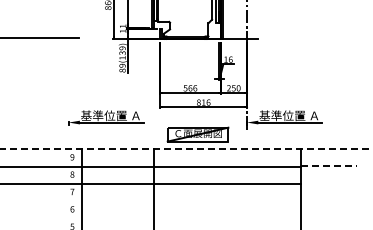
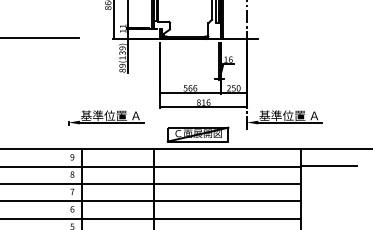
line: dashed -> solid (186, 149)
line: dashed -> solid (329, 165)
line: none -> present (151, 201)
line: none -> present (151, 218)
